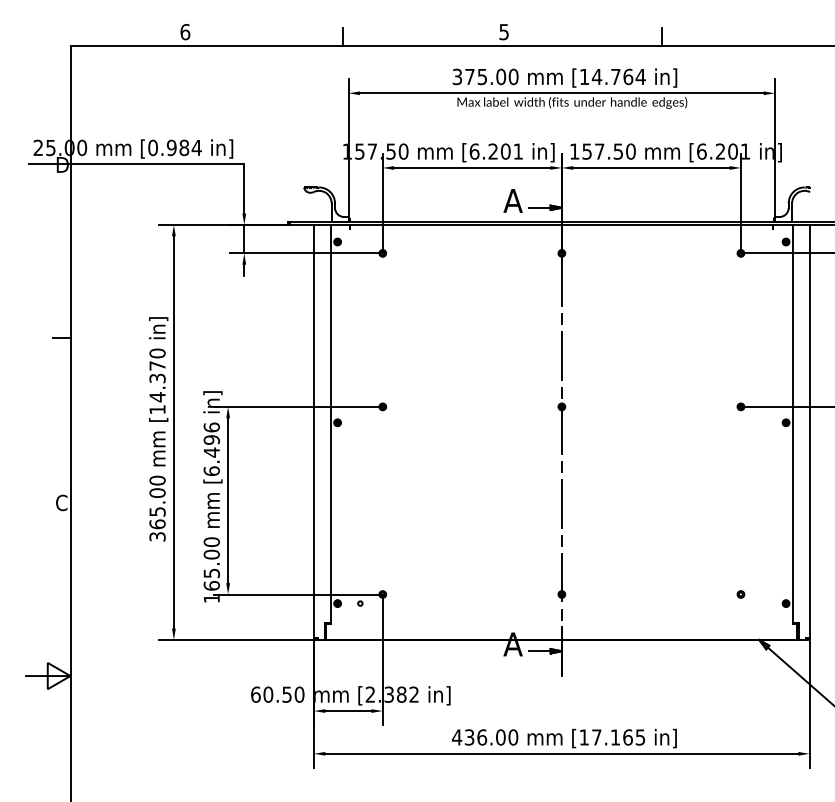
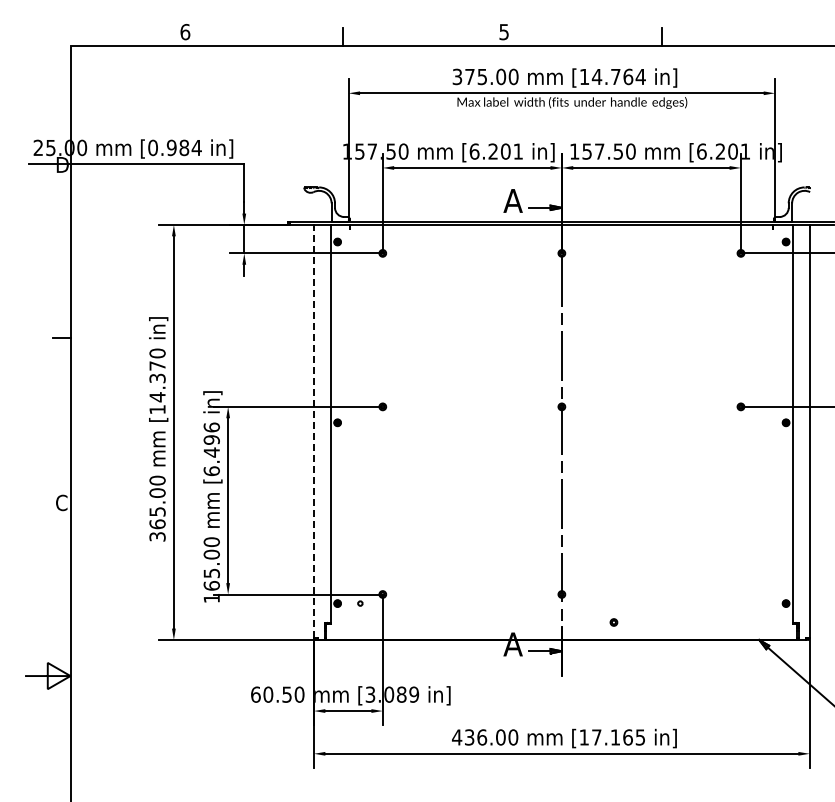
line: solid -> dashed (313, 432)
part position: (740, 594) -> (613, 622) (613, 622)
text: [2.382 -> [3.089 (392, 694)
